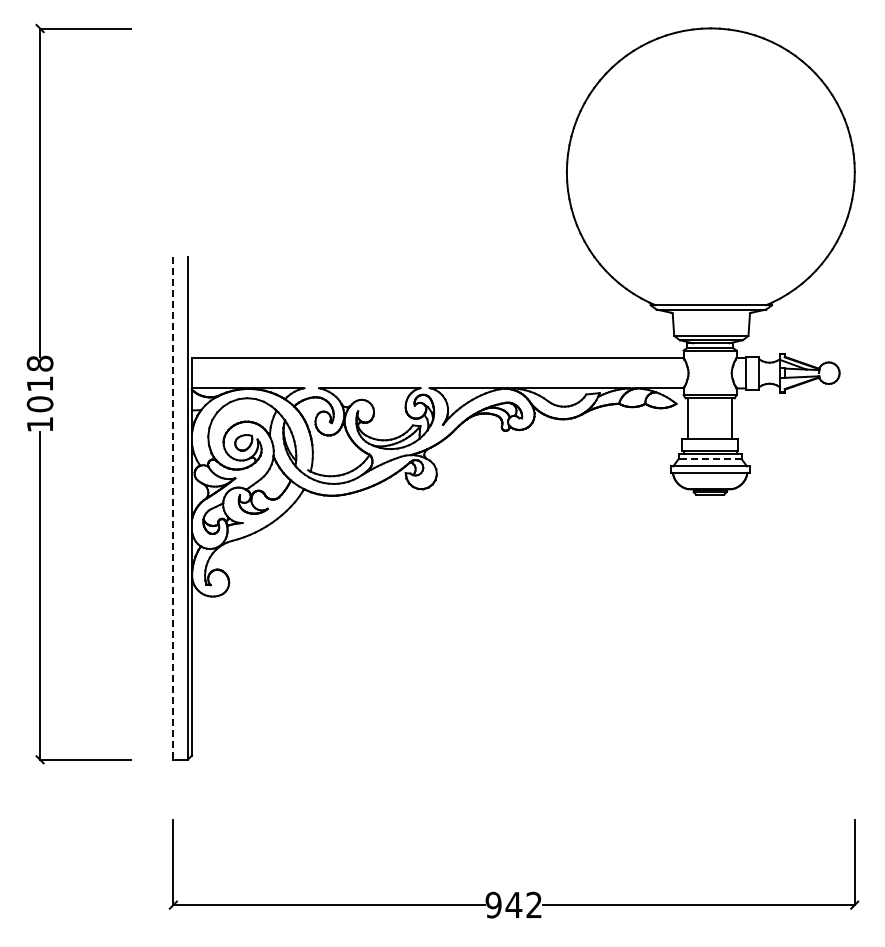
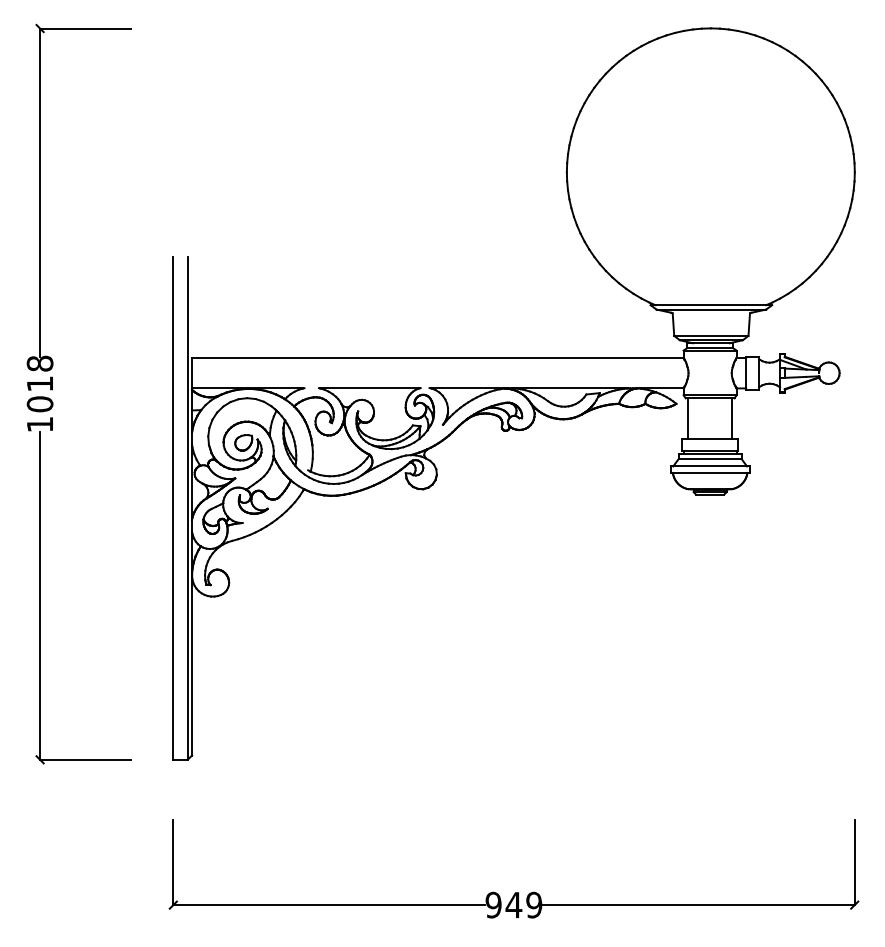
line: dashed -> solid (710, 459)
line: dashed -> solid (173, 508)
text: 942 -> 949 (534, 905)
